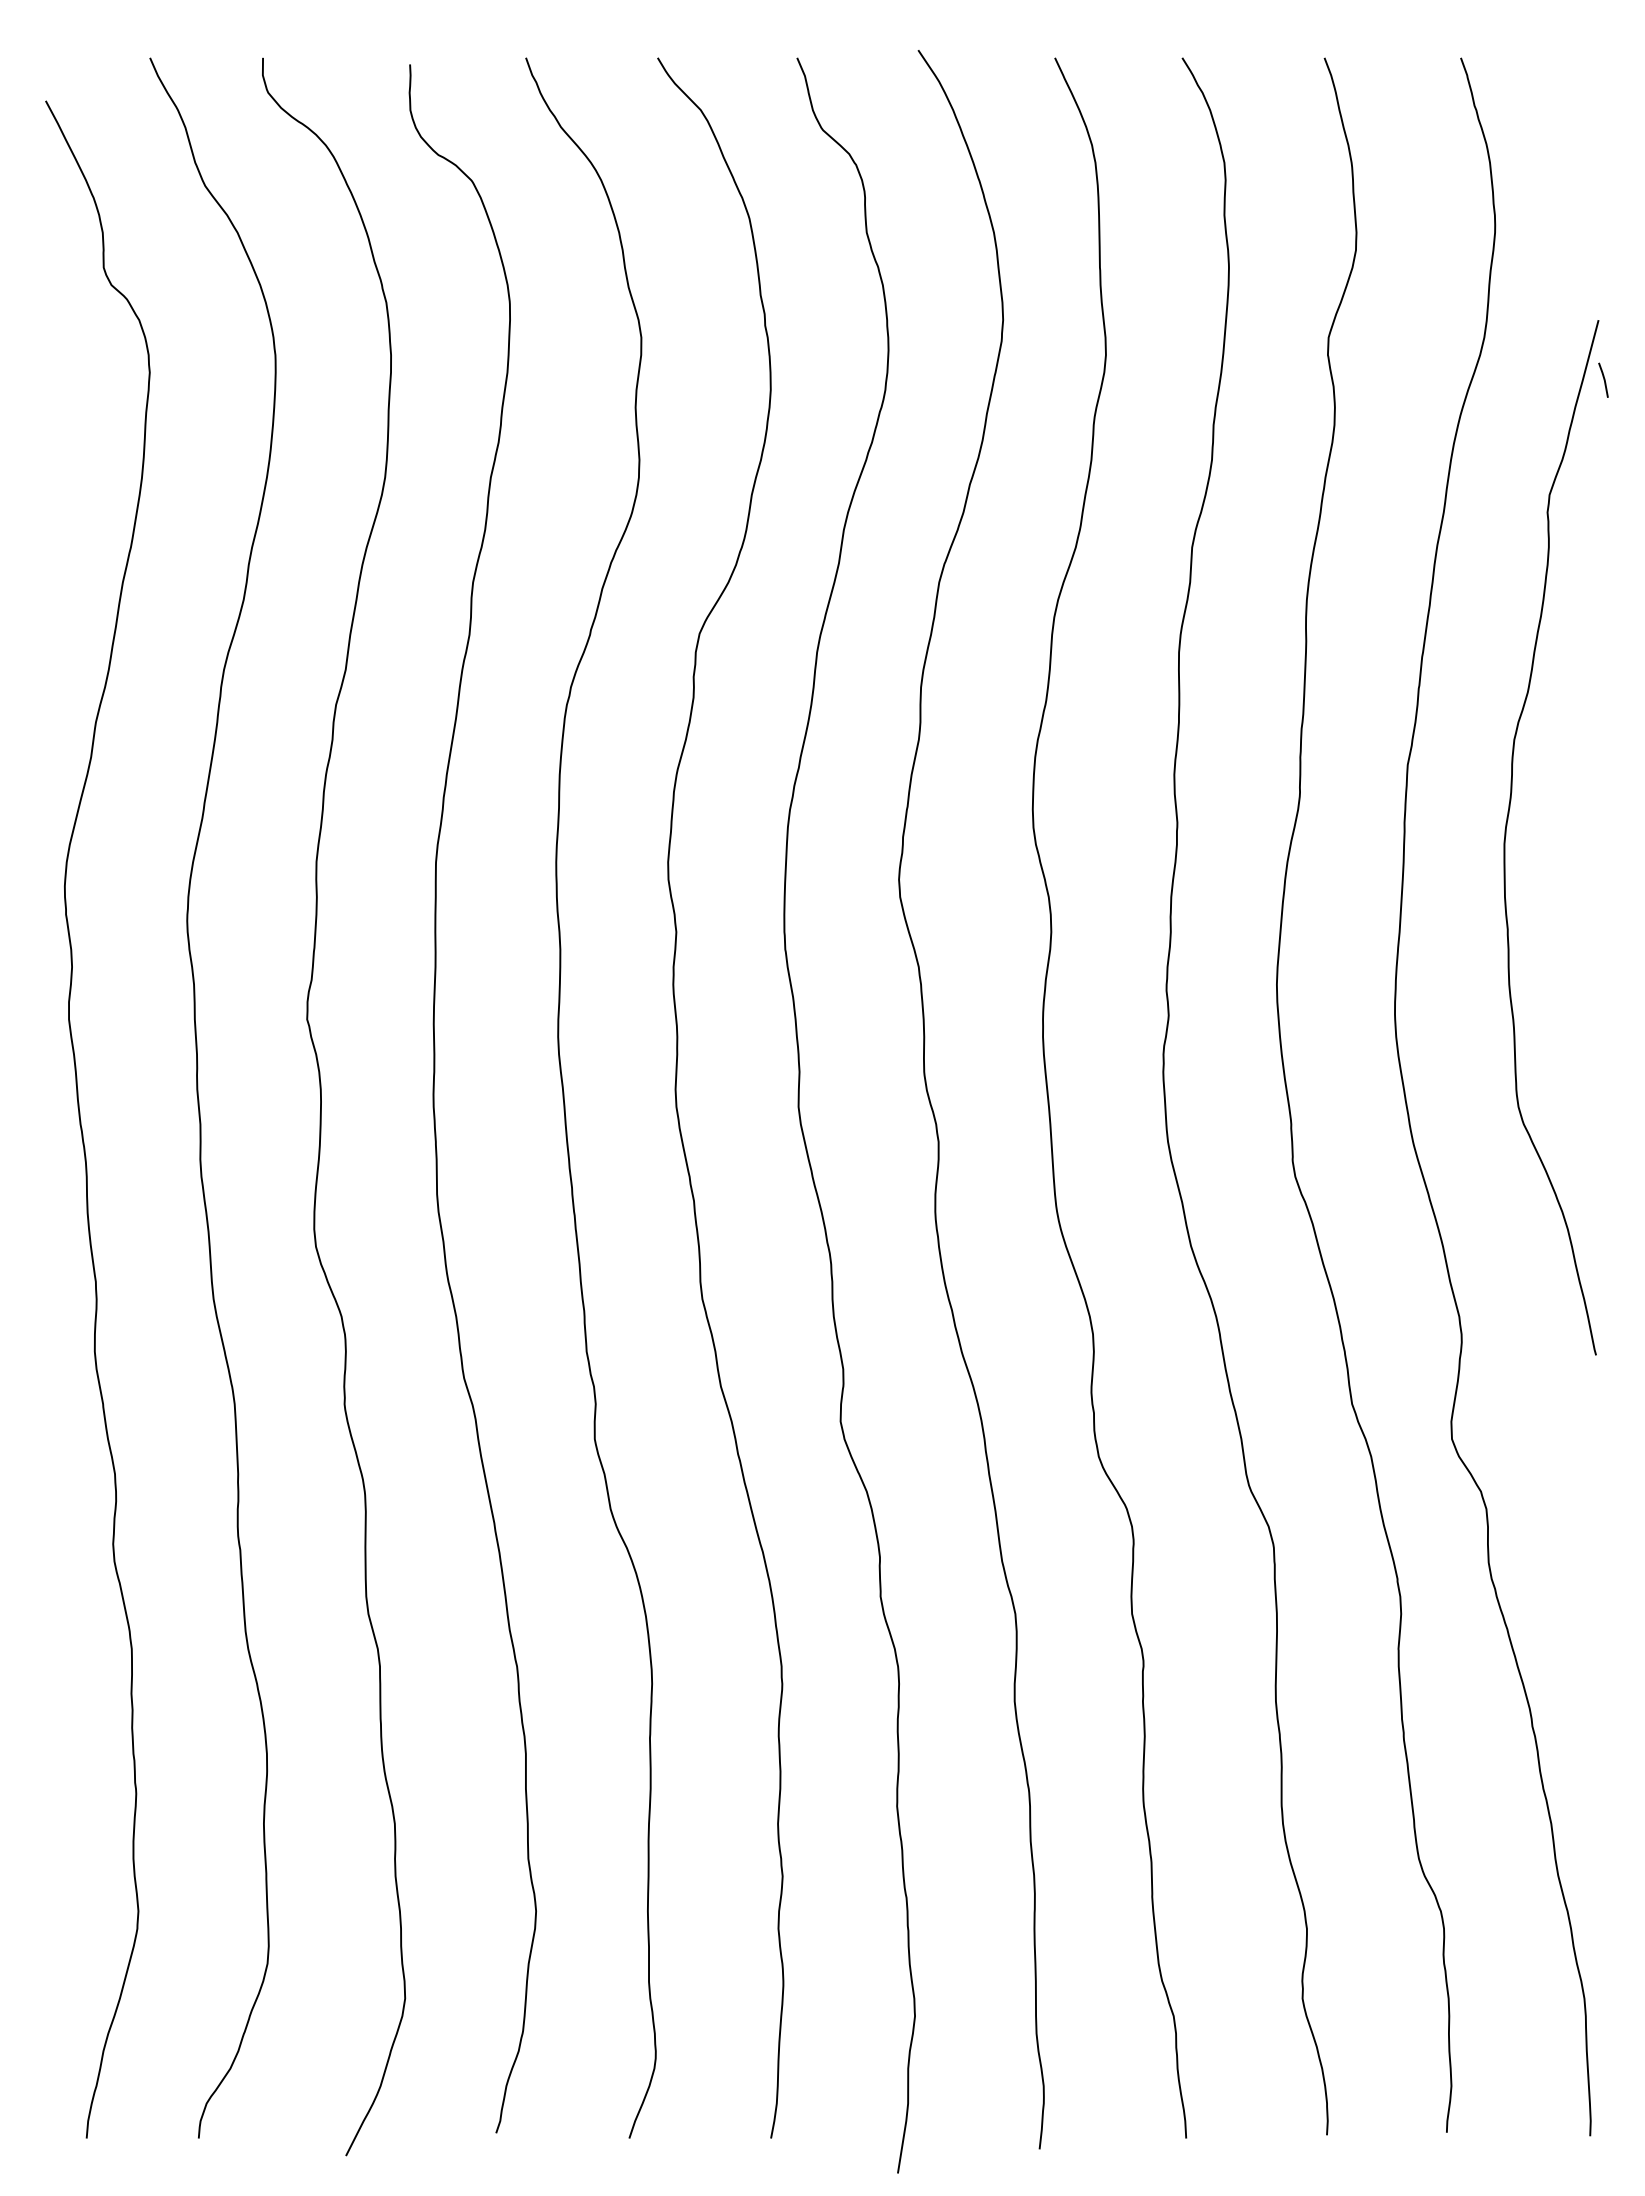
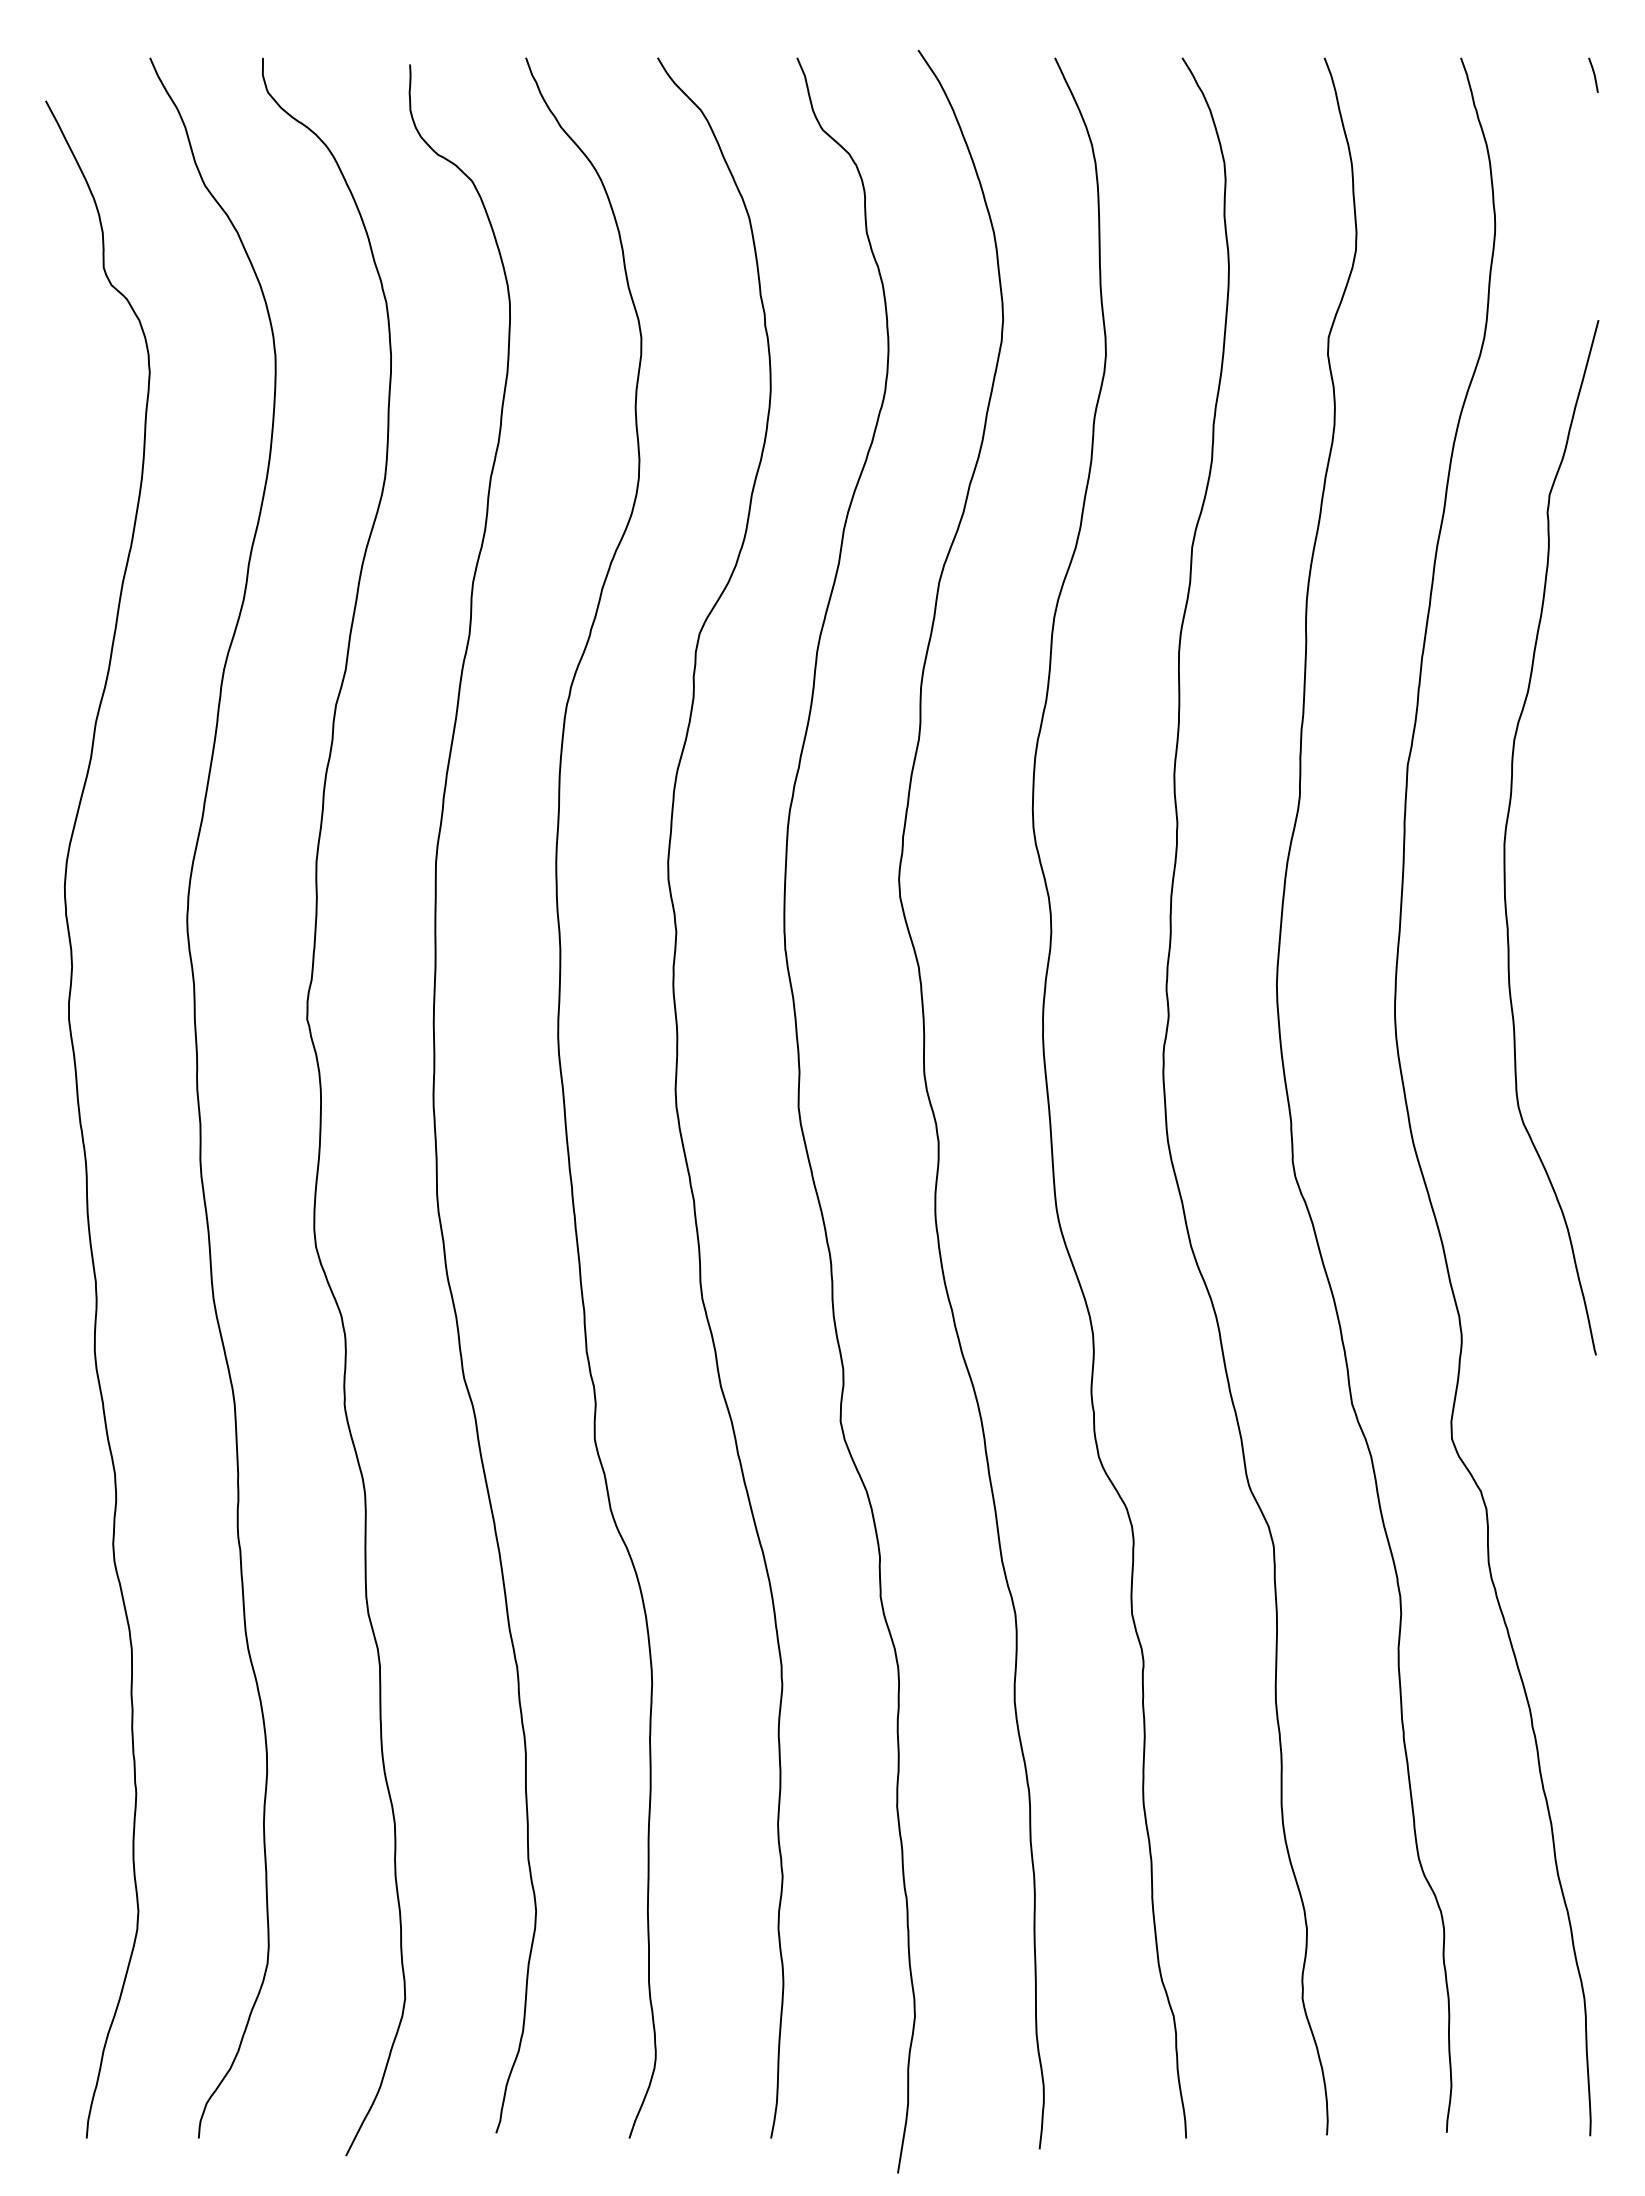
line position: (1603, 379) -> (1593, 74) (1593, 74)
